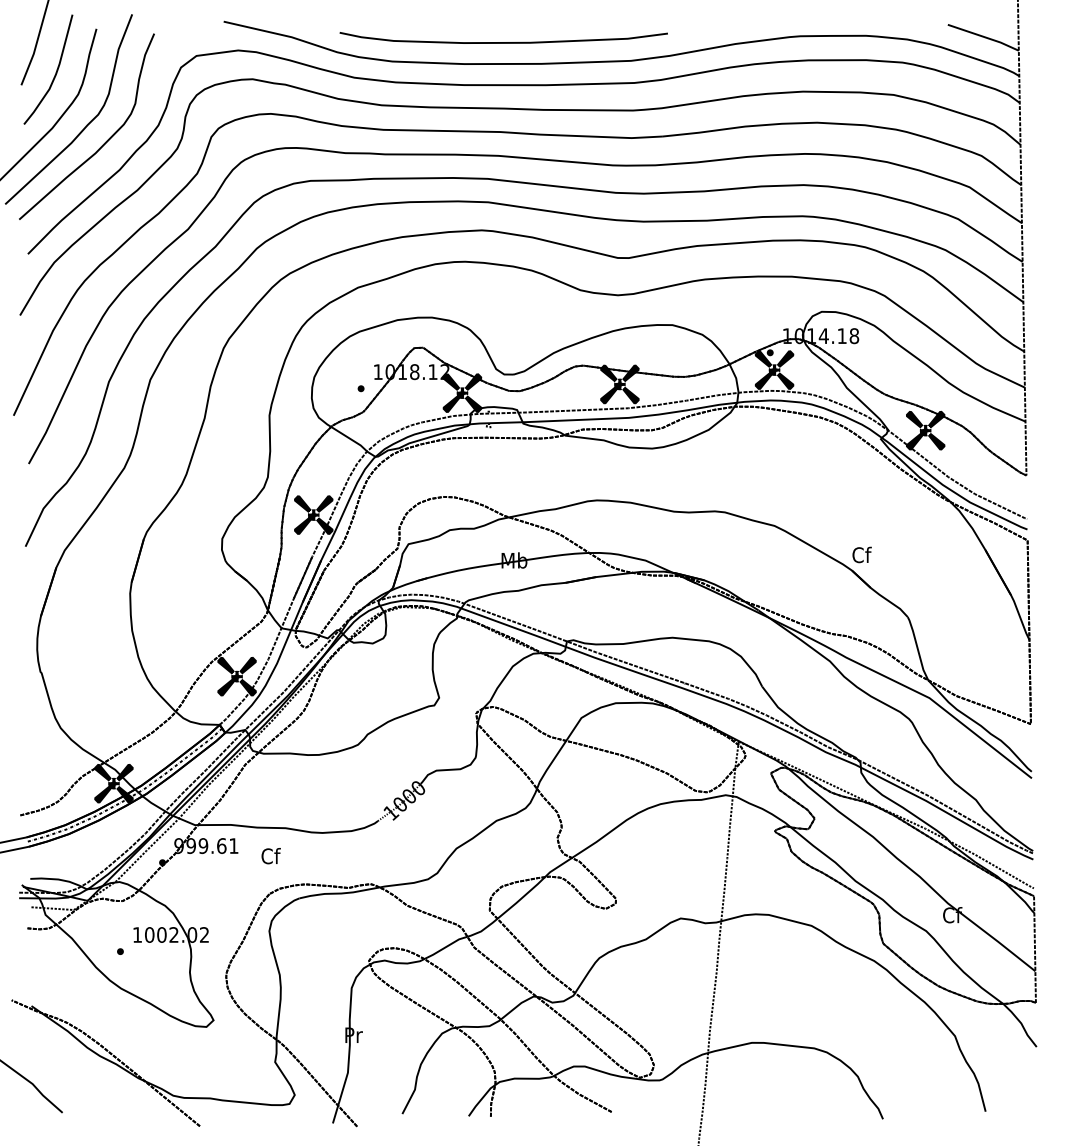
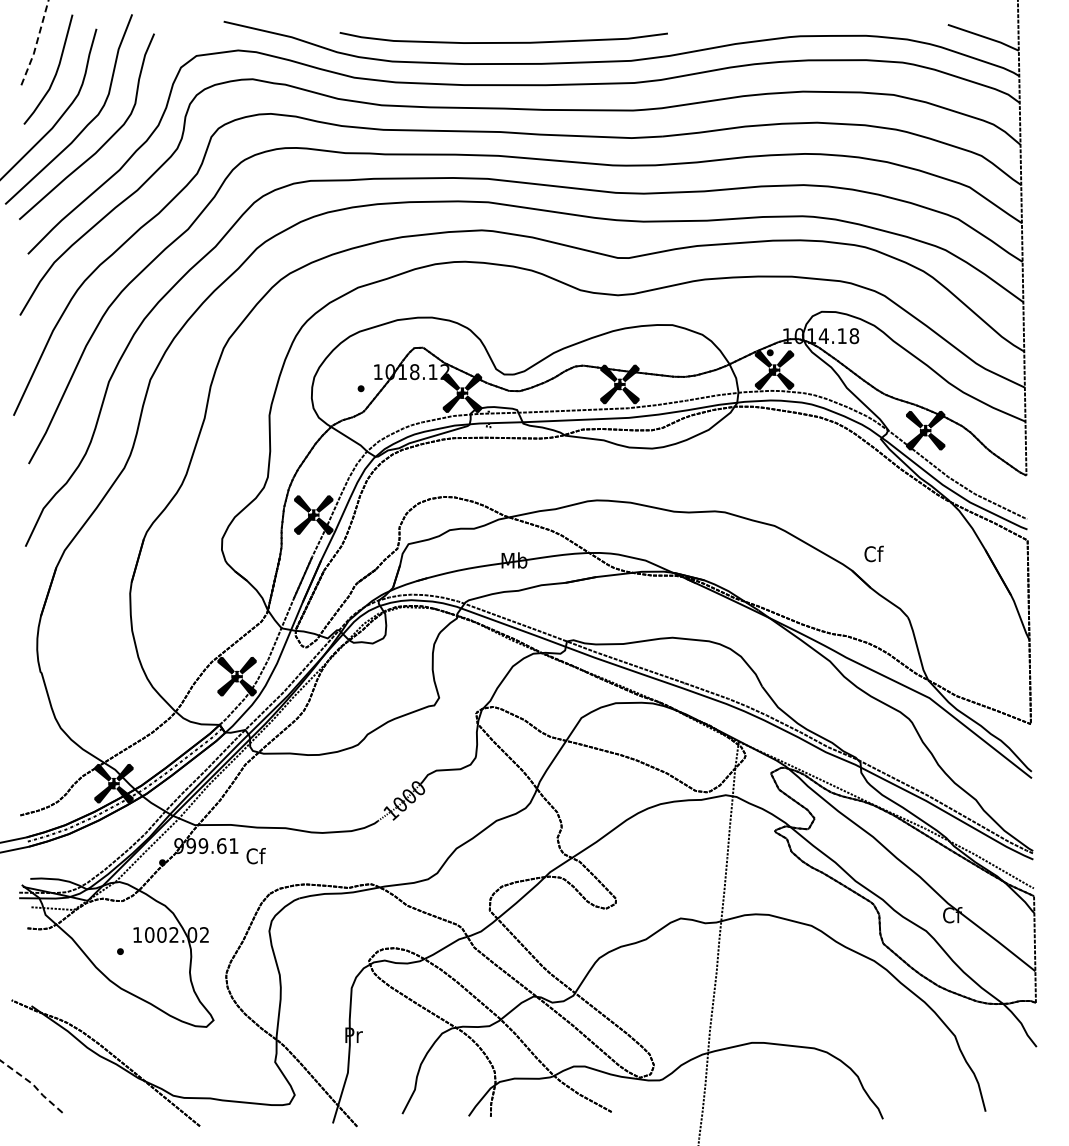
line: solid -> dashed (36, 43)
text position: (861, 554) -> (873, 553) (873, 553)
text position: (270, 856) -> (255, 856) (255, 856)
line: solid -> dashed (33, 1084)
